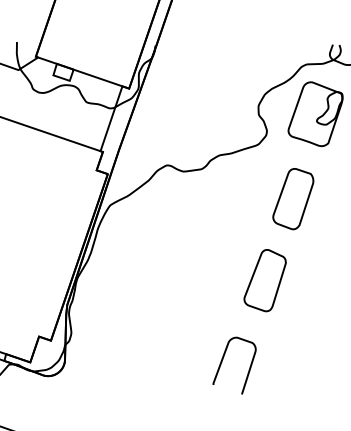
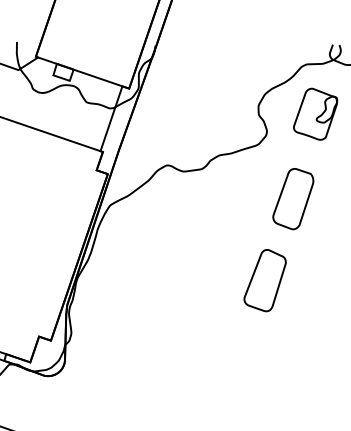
part size: 57x67 px -> 46x54 px (315, 113)
curve: present -> none (222, 362)
